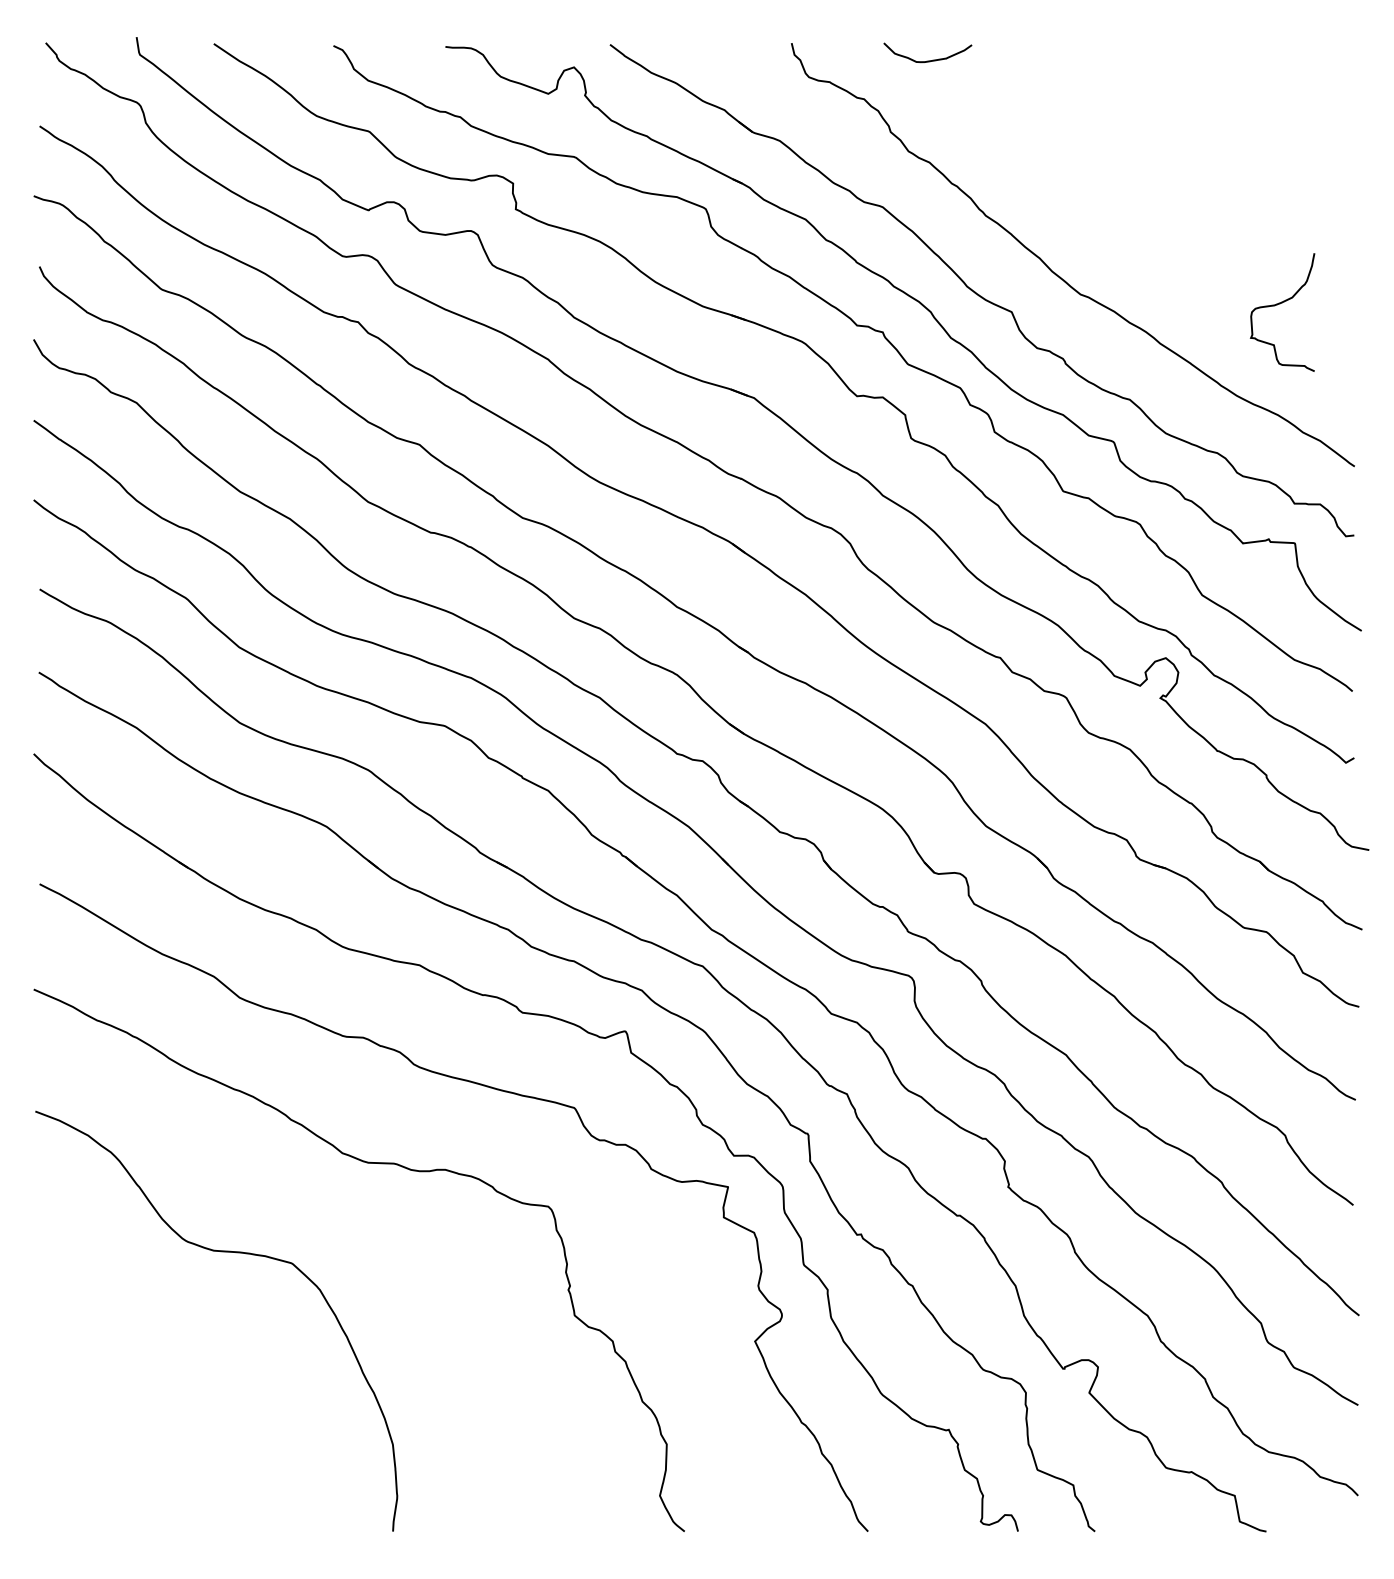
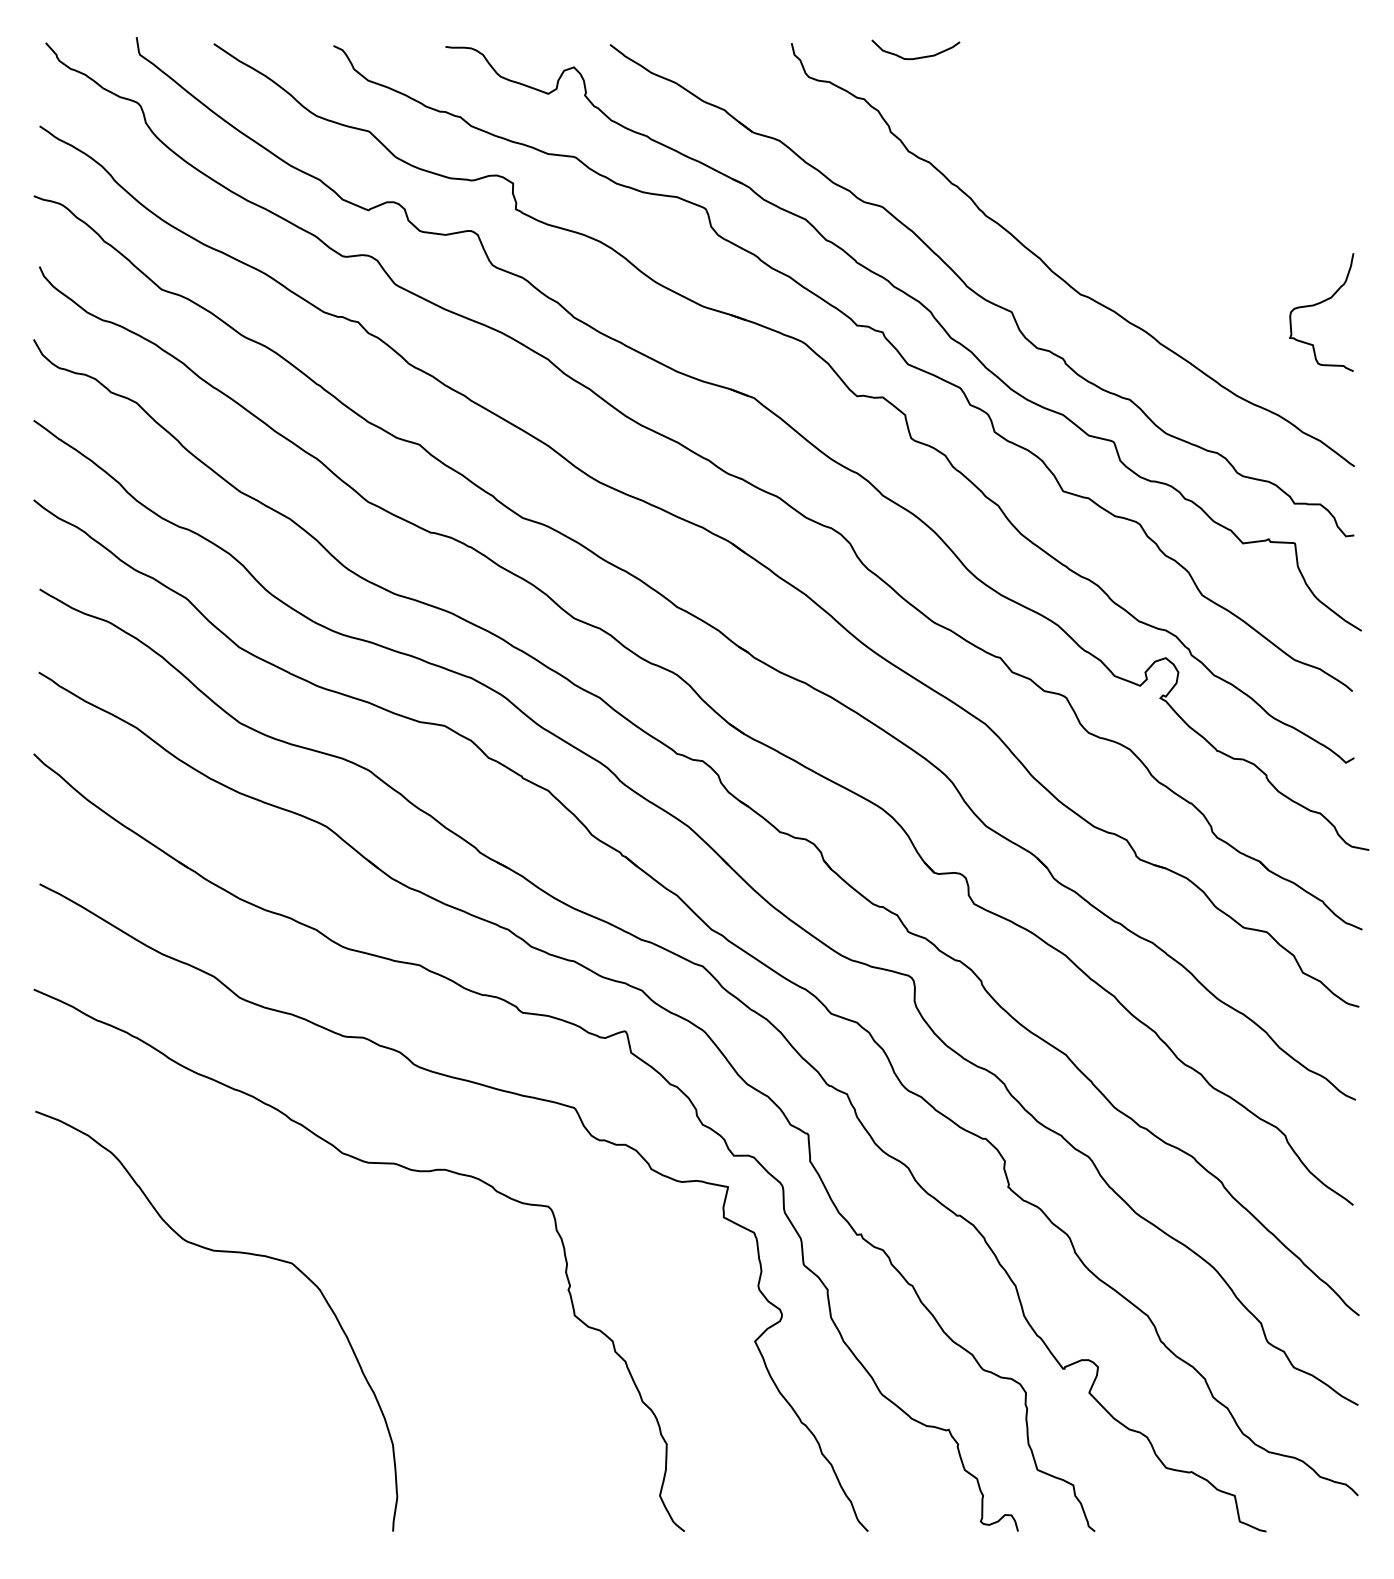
curve position: (927, 60) -> (915, 57) (915, 57)
curve position: (1280, 304) -> (1319, 304) (1319, 304)
